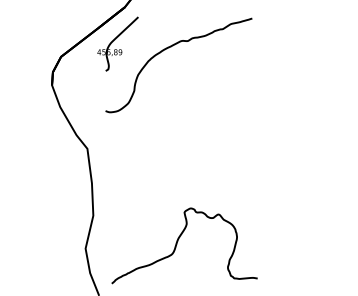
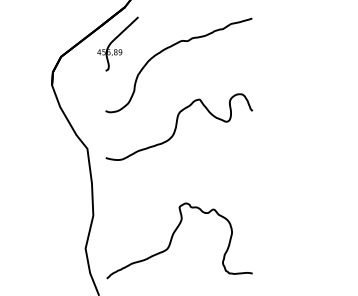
curve: none -> present (177, 125)
curve position: (177, 244) -> (172, 239) (172, 239)
